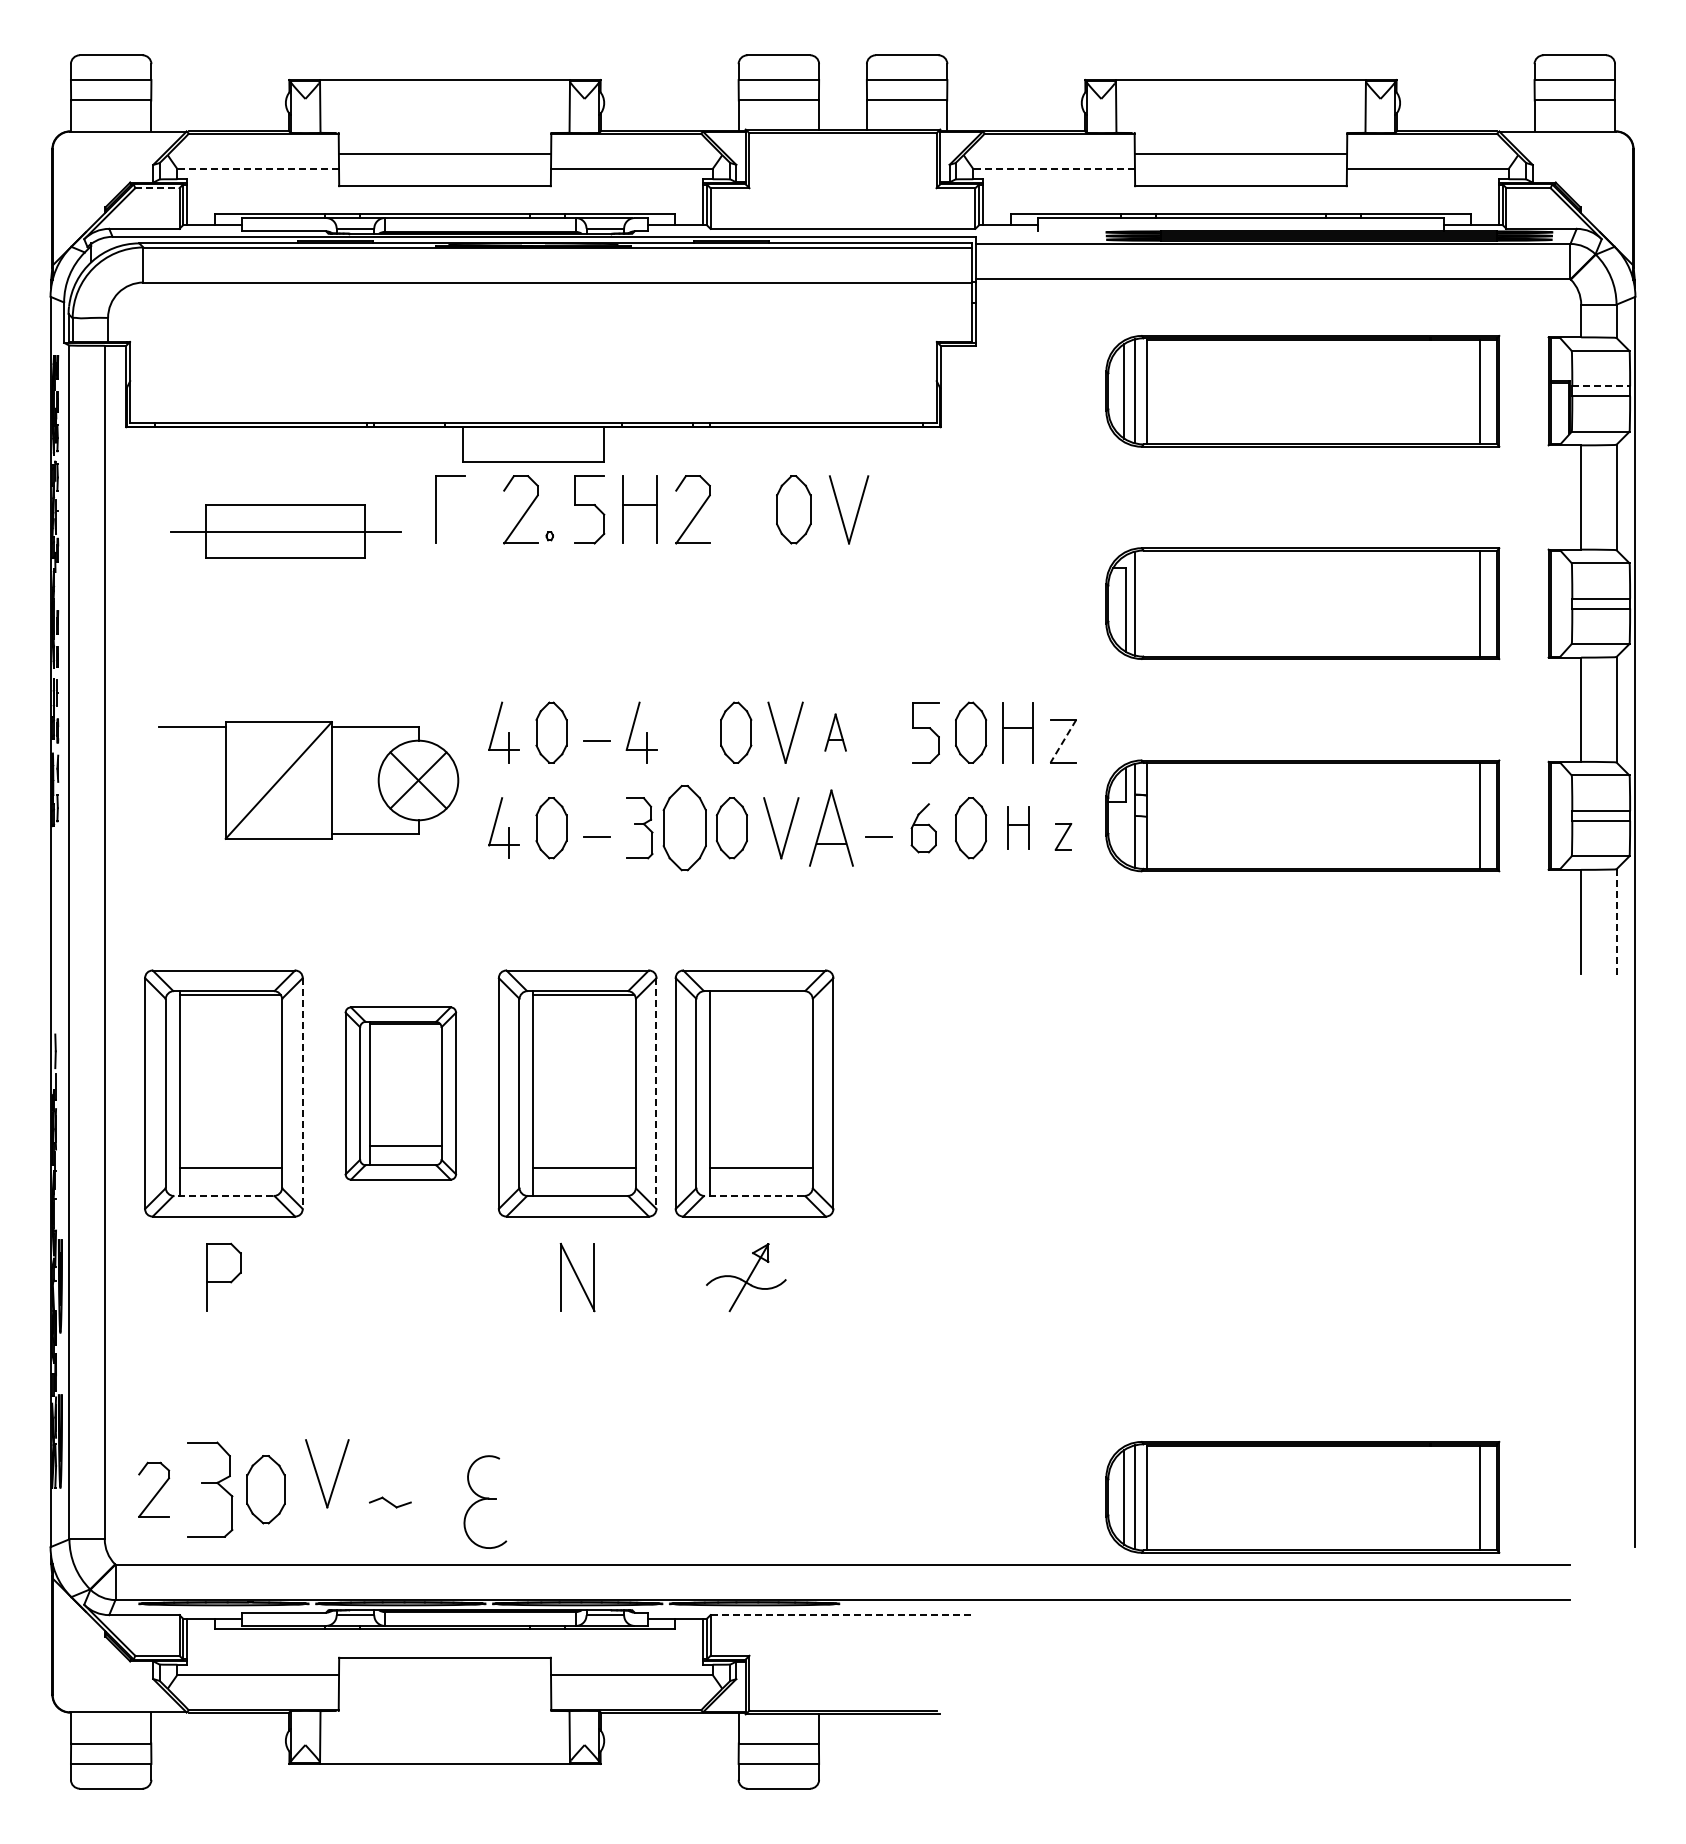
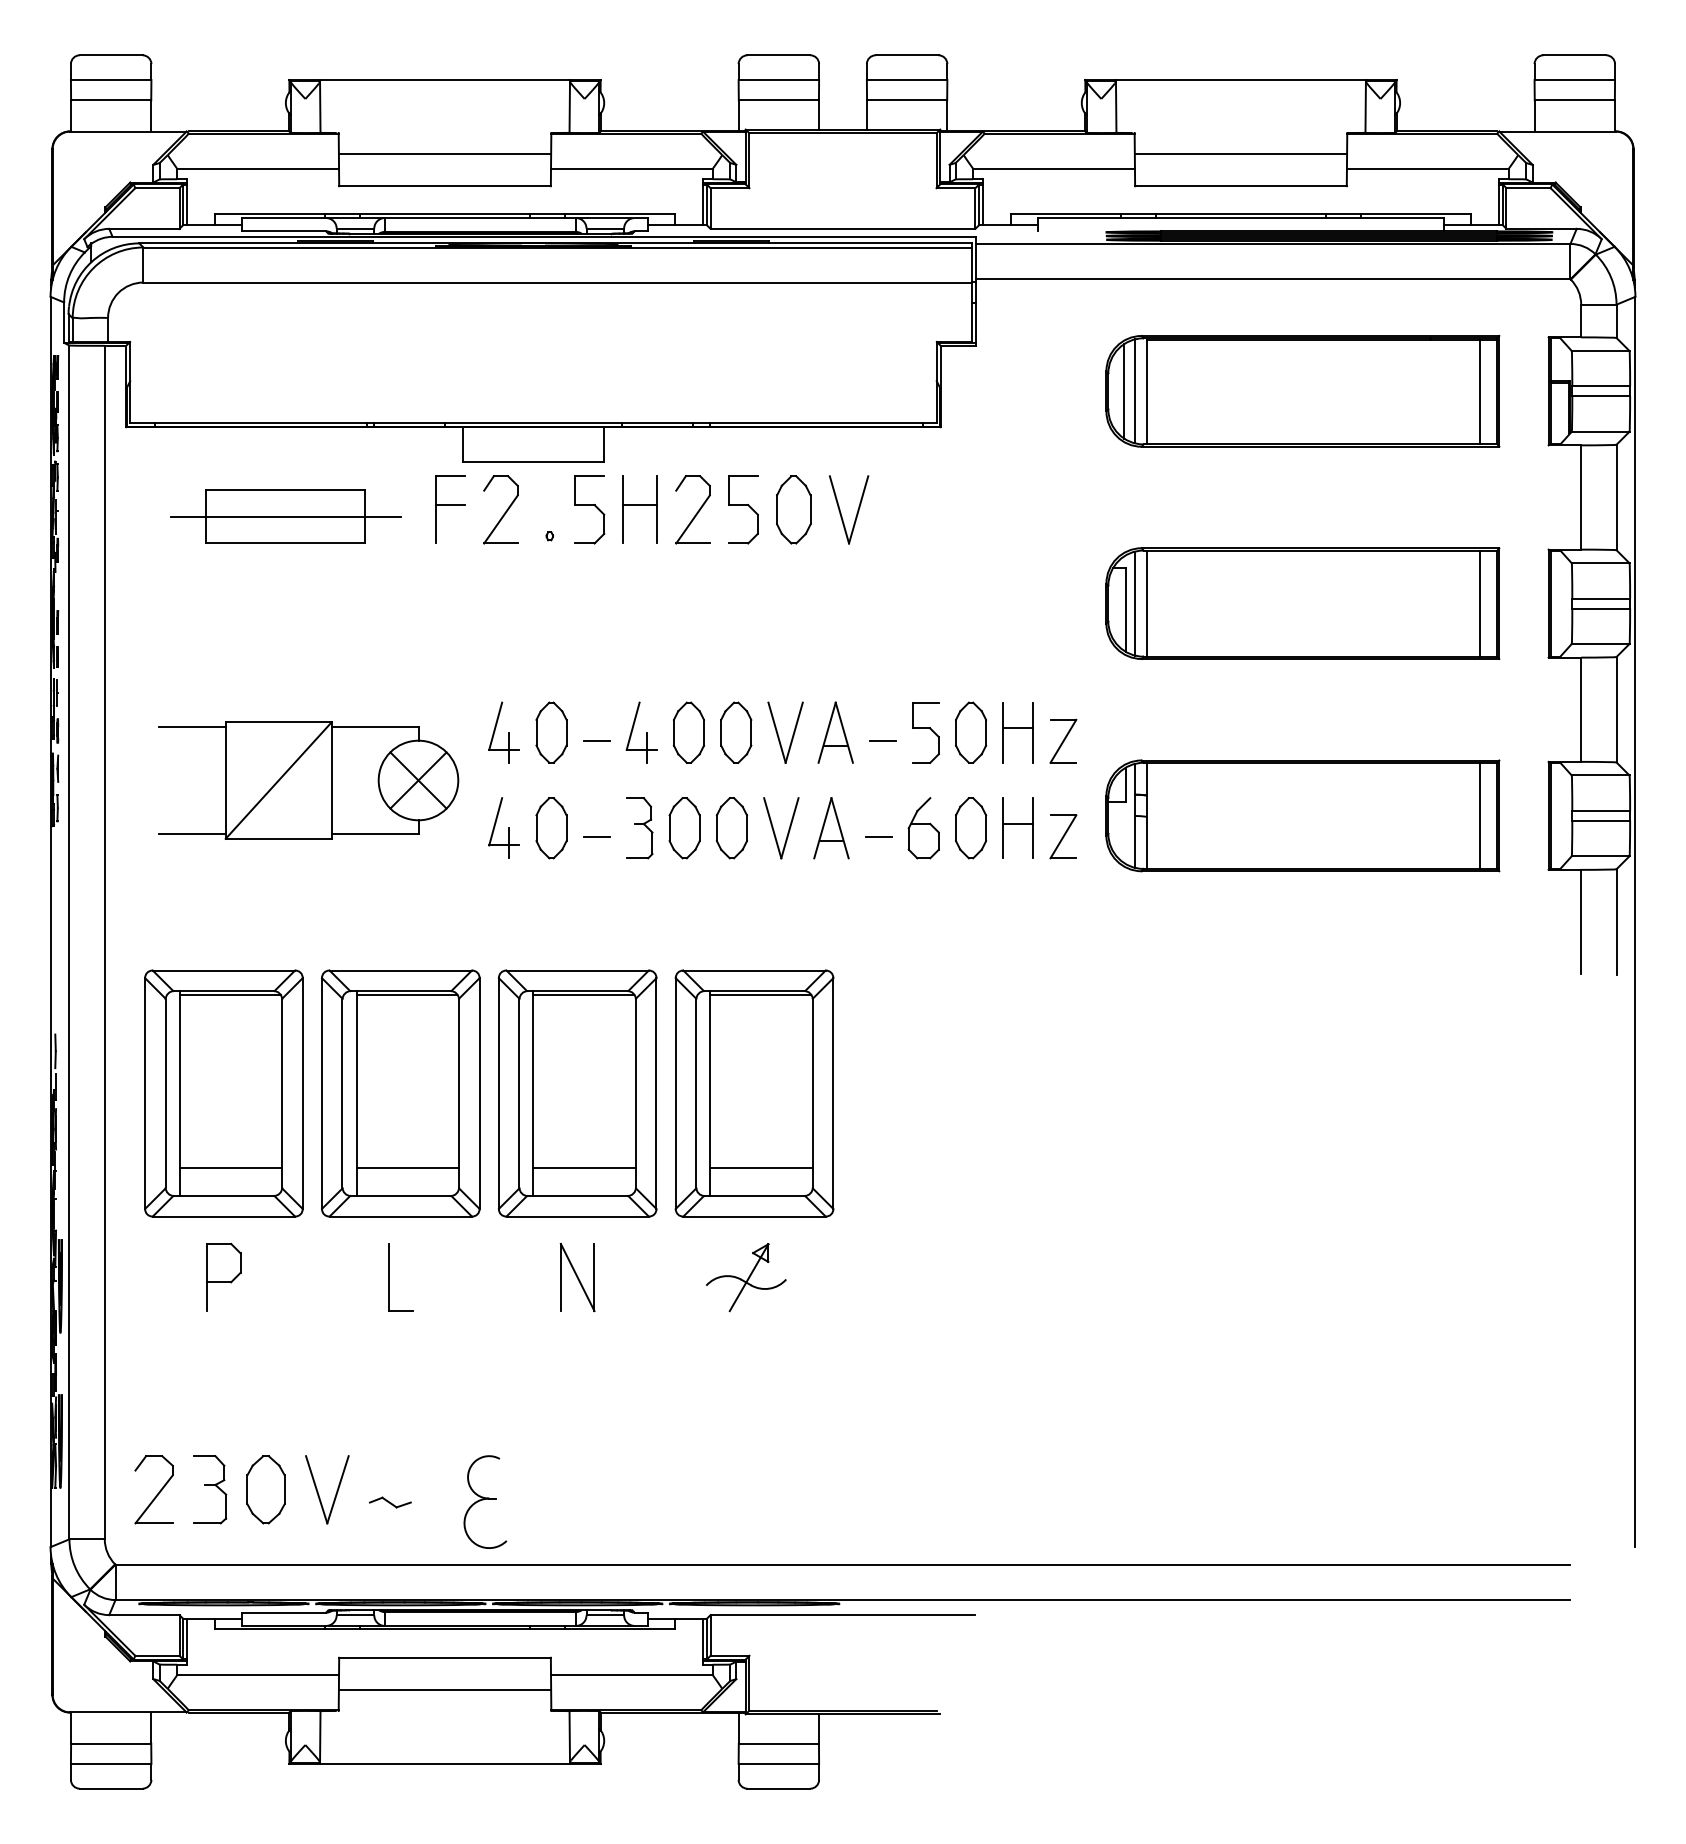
line: dashed -> solid (258, 169)
line: dashed -> solid (1054, 169)
line: dashed -> solid (157, 188)
line: dashed -> solid (1601, 386)
line: none -> present (450, 505)
part position: (520, 509) -> (500, 509) (500, 509)
part: none -> present (743, 509)
part position: (285, 531) -> (285, 516) (285, 516)
line: none -> present (1147, 603)
part: none -> present (688, 732)
part size: 23x39 px -> 37x63 px (835, 732)
line: none -> present (882, 741)
line: dashed -> solid (1063, 741)
part size: 45x78 px -> 37x63 px (831, 828)
part size: 23x44 px -> 32x62 px (1017, 827)
part size: 45x87 px -> 33x63 px (684, 828)
part size: 27x51 px -> 33x63 px (923, 828)
line: none -> present (191, 833)
part size: 19x28 px -> 29x46 px (1063, 836)
line: dashed -> solid (1616, 922)
line: none -> present (760, 994)
part size: 114x175 px -> 160x249 px (400, 1093)
line: dashed -> solid (302, 1094)
line: dashed -> solid (656, 1094)
line: dashed -> solid (223, 1196)
line: dashed -> solid (754, 1196)
part: none -> present (389, 1277)
part position: (335, 1477) -> (335, 1493) (335, 1493)
part size: 33x57 px -> 40x70 px (153, 1489)
part size: 47x97 px -> 35x70 px (210, 1489)
part: present -> none (1302, 1497)
line: dashed -> solid (843, 1615)
line: none -> present (444, 1689)
